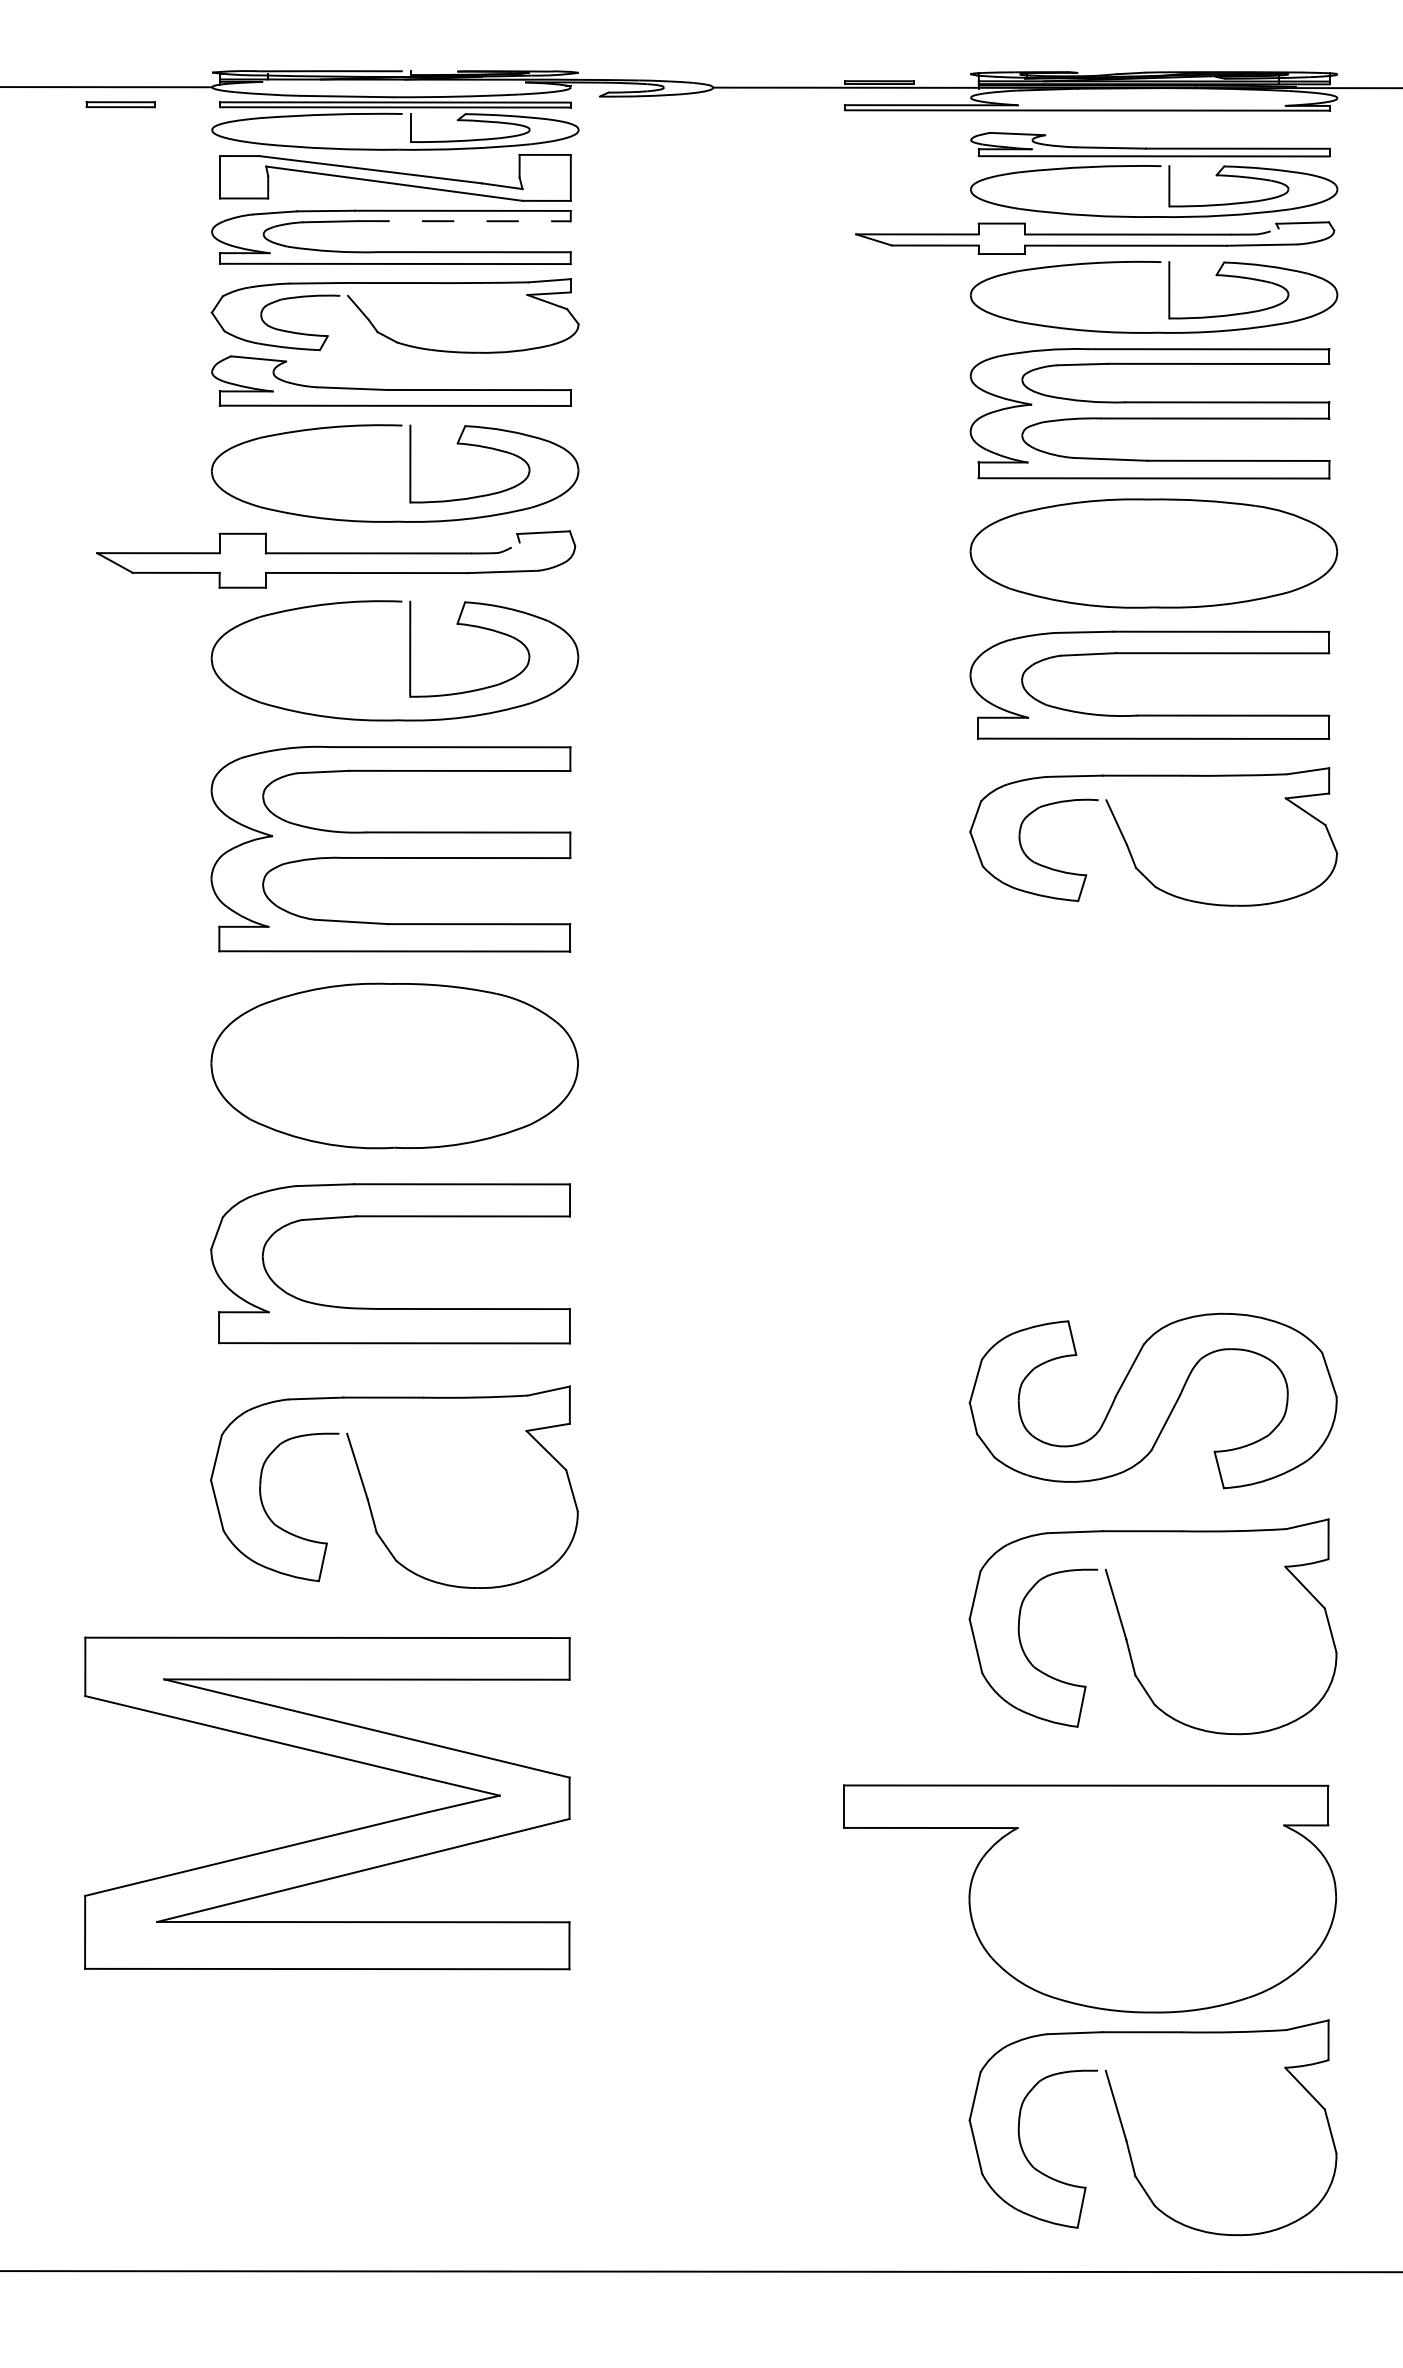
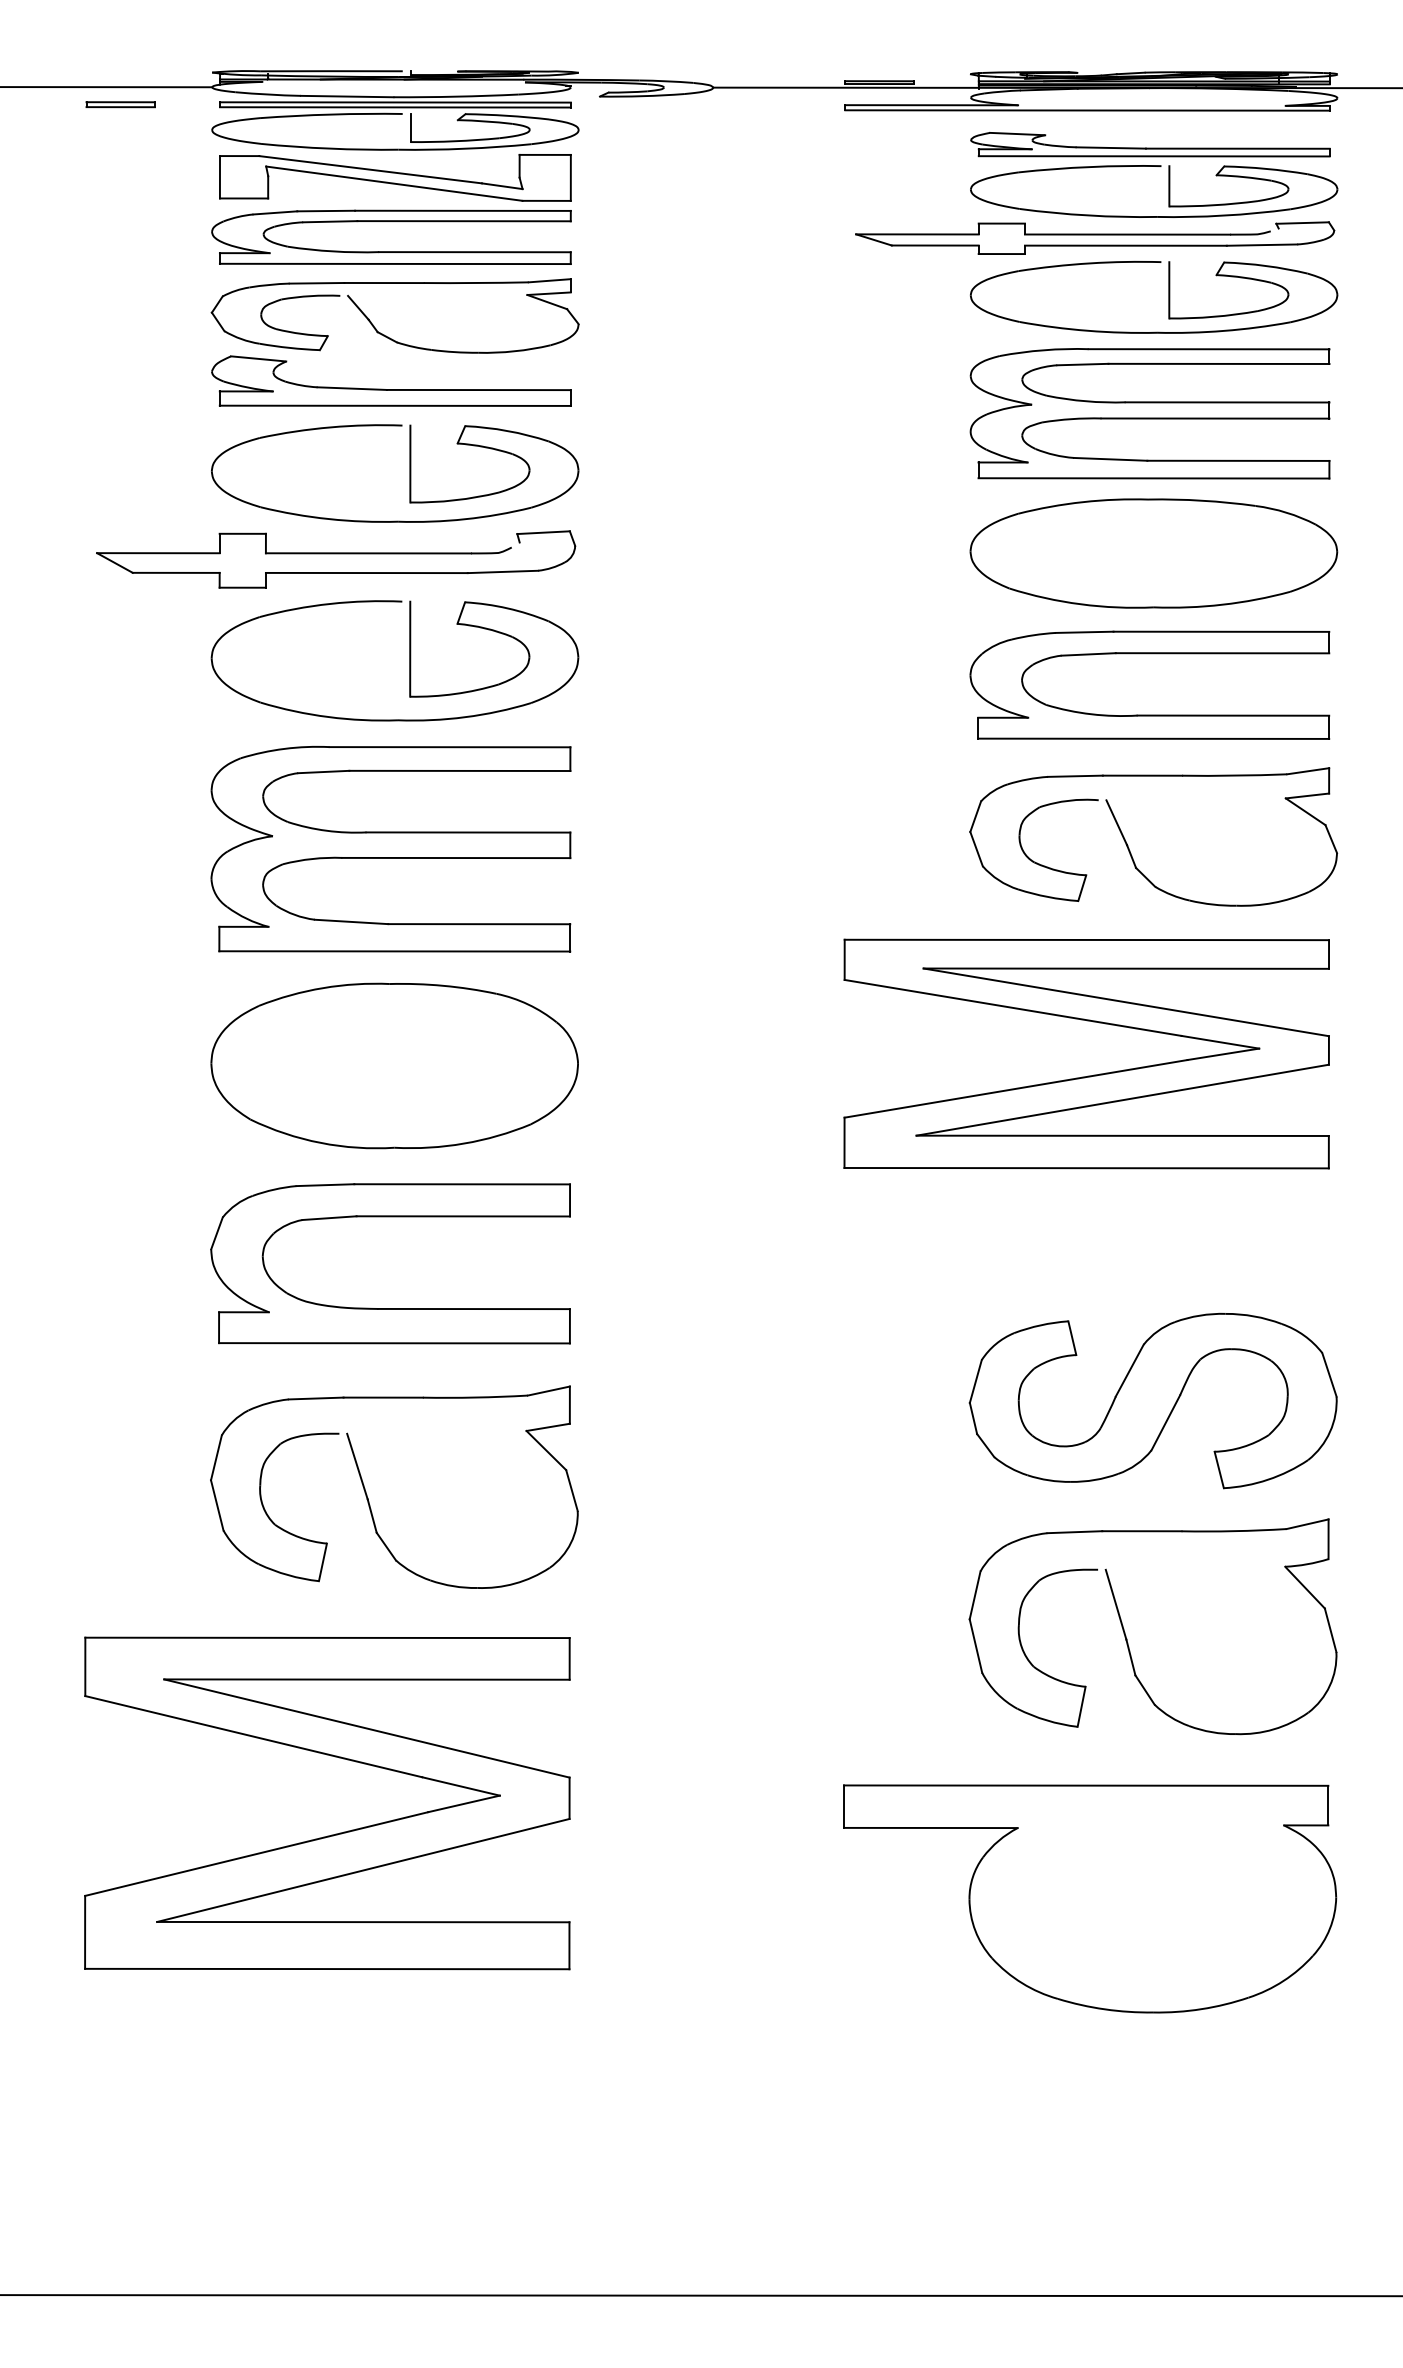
line: dashed -> solid (464, 221)
part: none -> present (1087, 1075)
part: present -> none (1126, 2136)
line position: (700, 2271) -> (700, 2295) (700, 2295)
